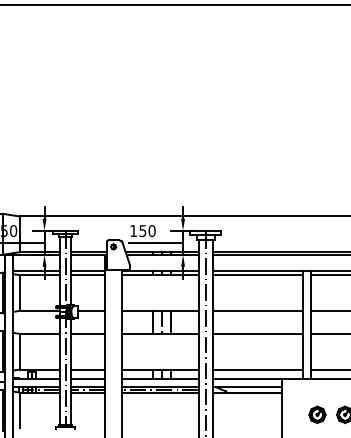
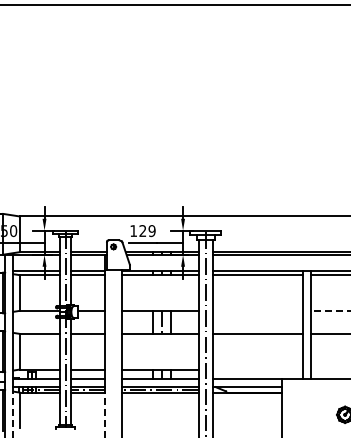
text: 150 -> 129 (147, 231)
line: present -> none (257, 310)
line: solid -> dashed (330, 310)
line: present -> none (257, 369)
line: present -> none (328, 369)
line: solid -> dashed (13, 412)
line: solid -> dashed (105, 412)
part: present -> none (317, 414)
